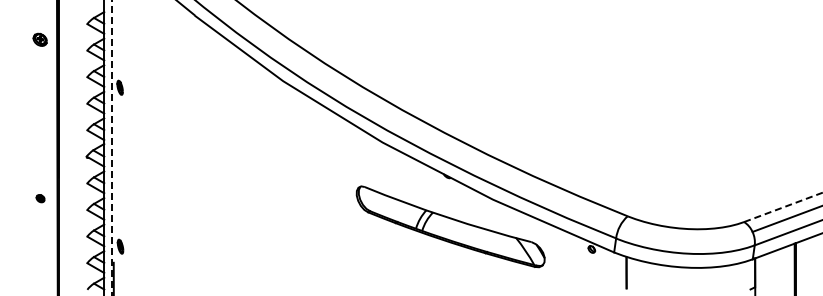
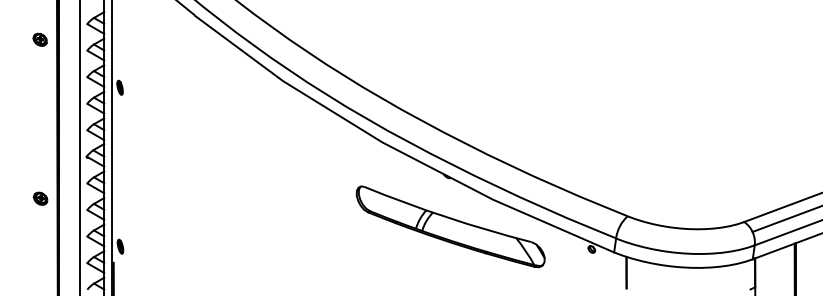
line: none -> present (80, 147)
line: dashed -> solid (111, 148)
part size: 11x10 px -> 17x15 px (40, 198)
line: dashed -> solid (783, 207)
